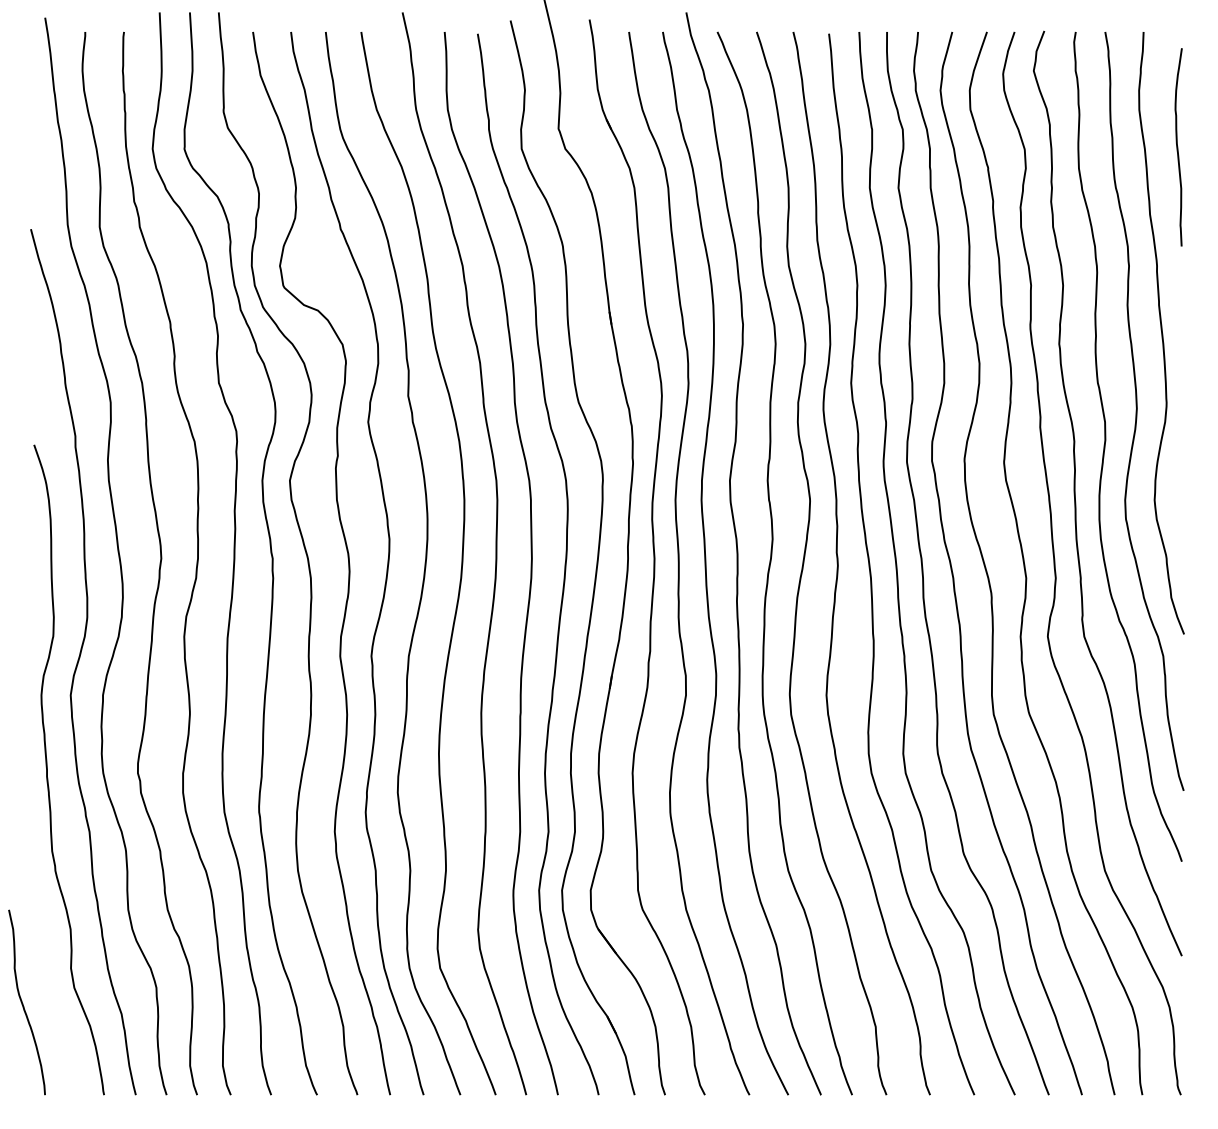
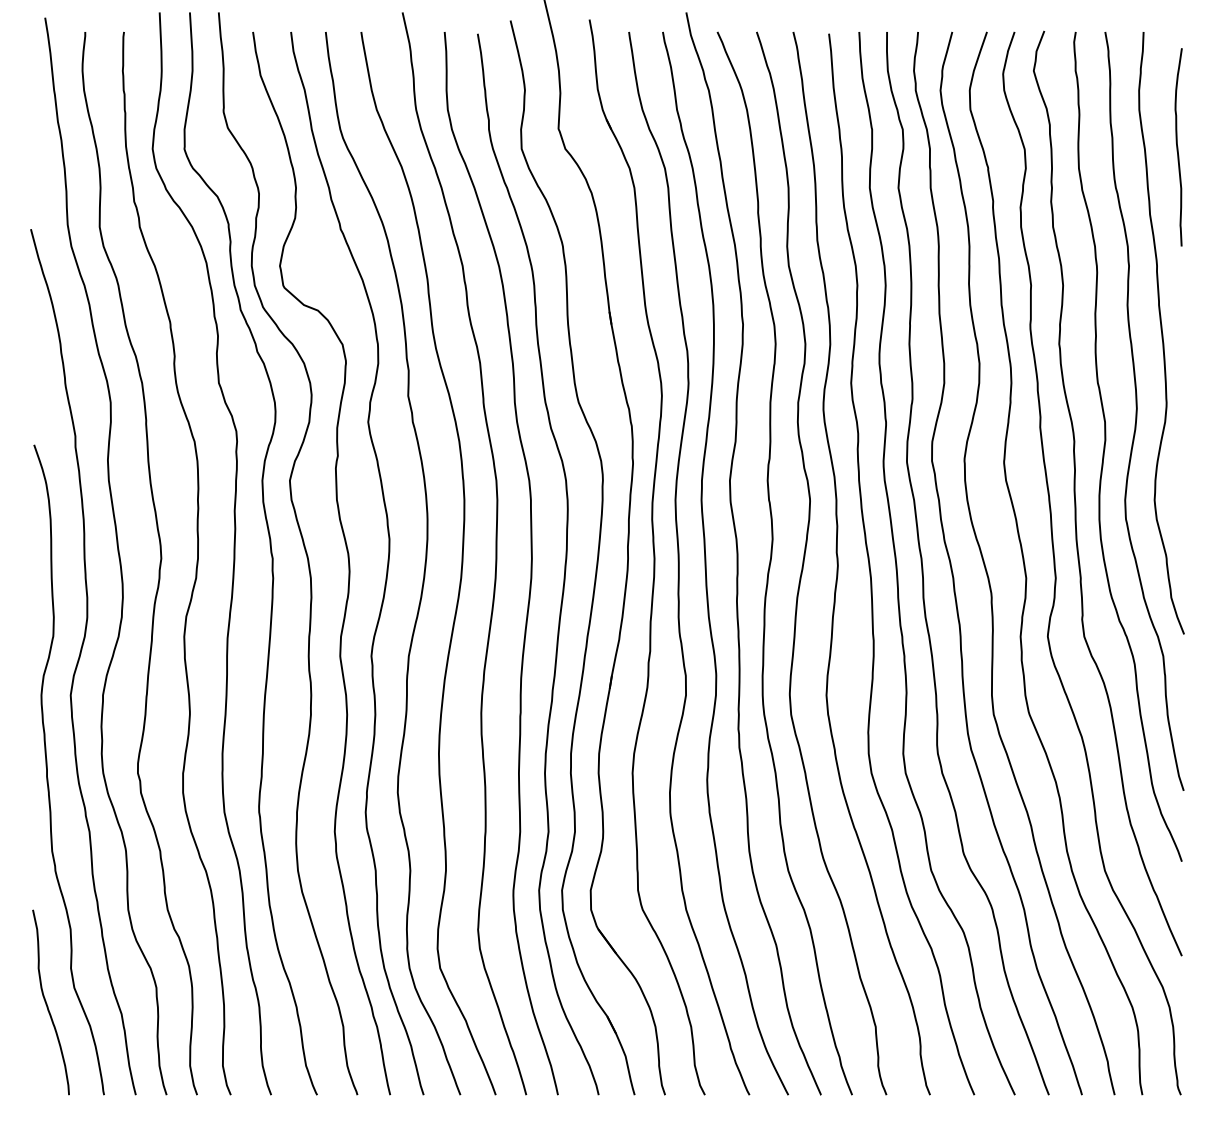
curve position: (23, 1003) -> (47, 1003) (47, 1003)
